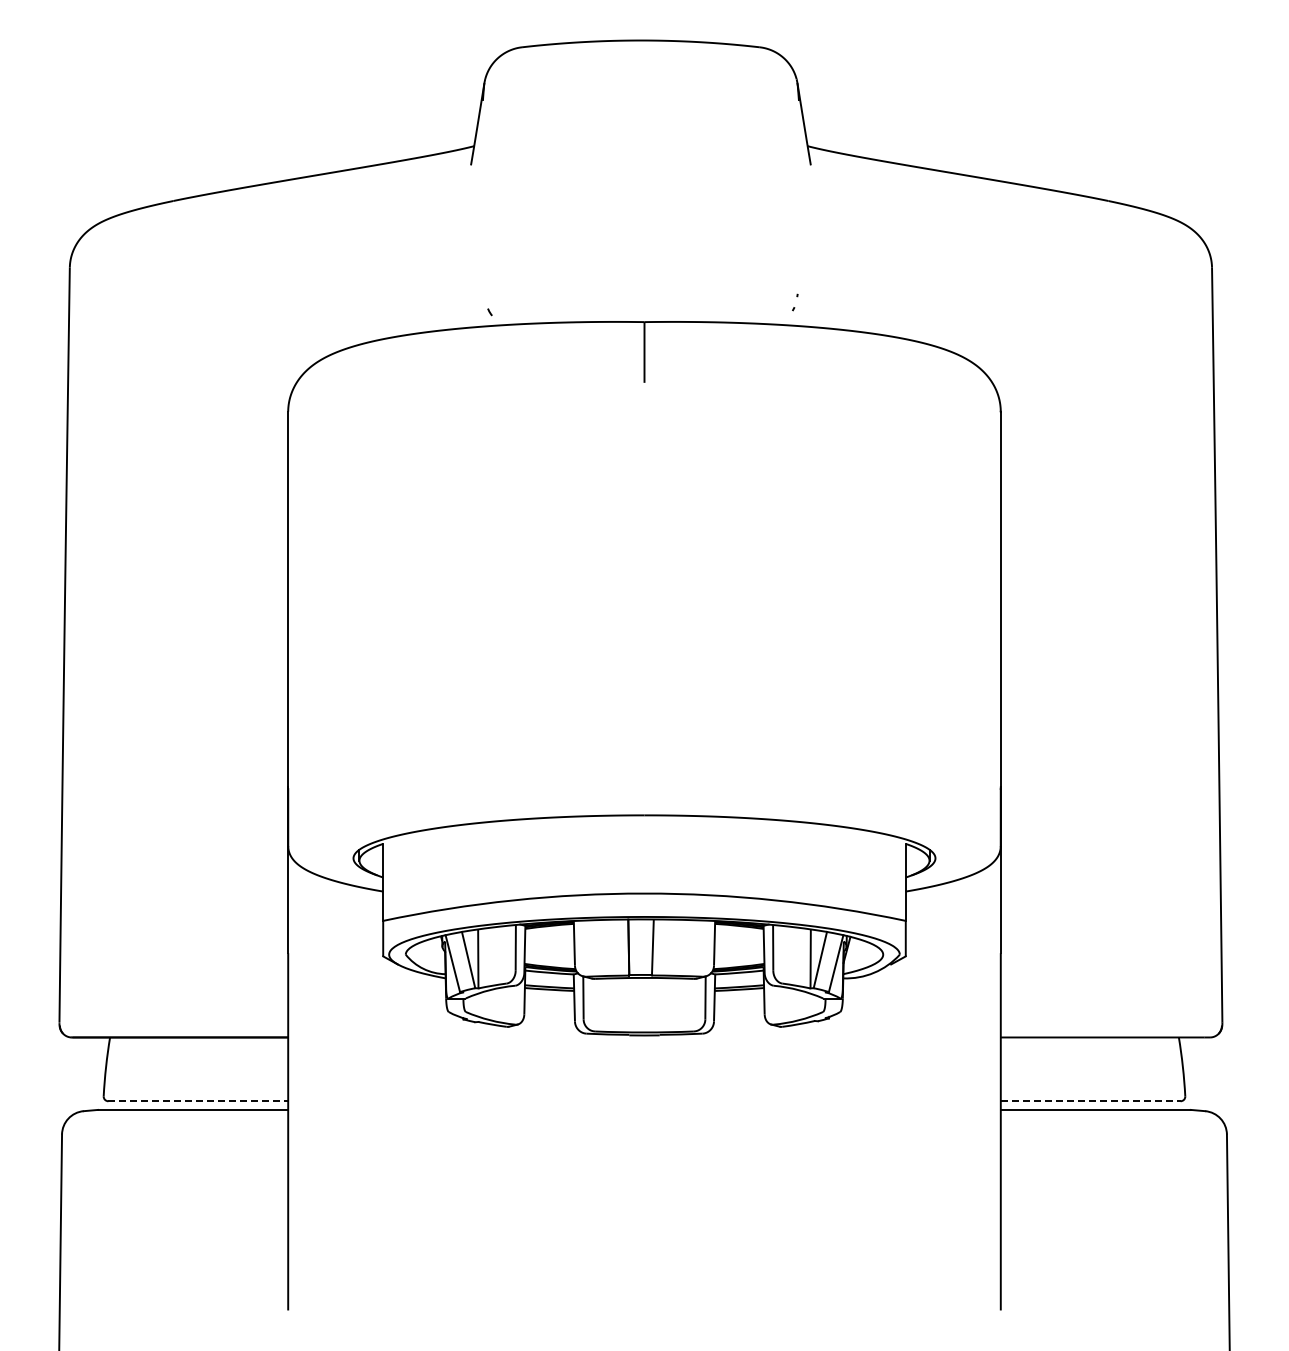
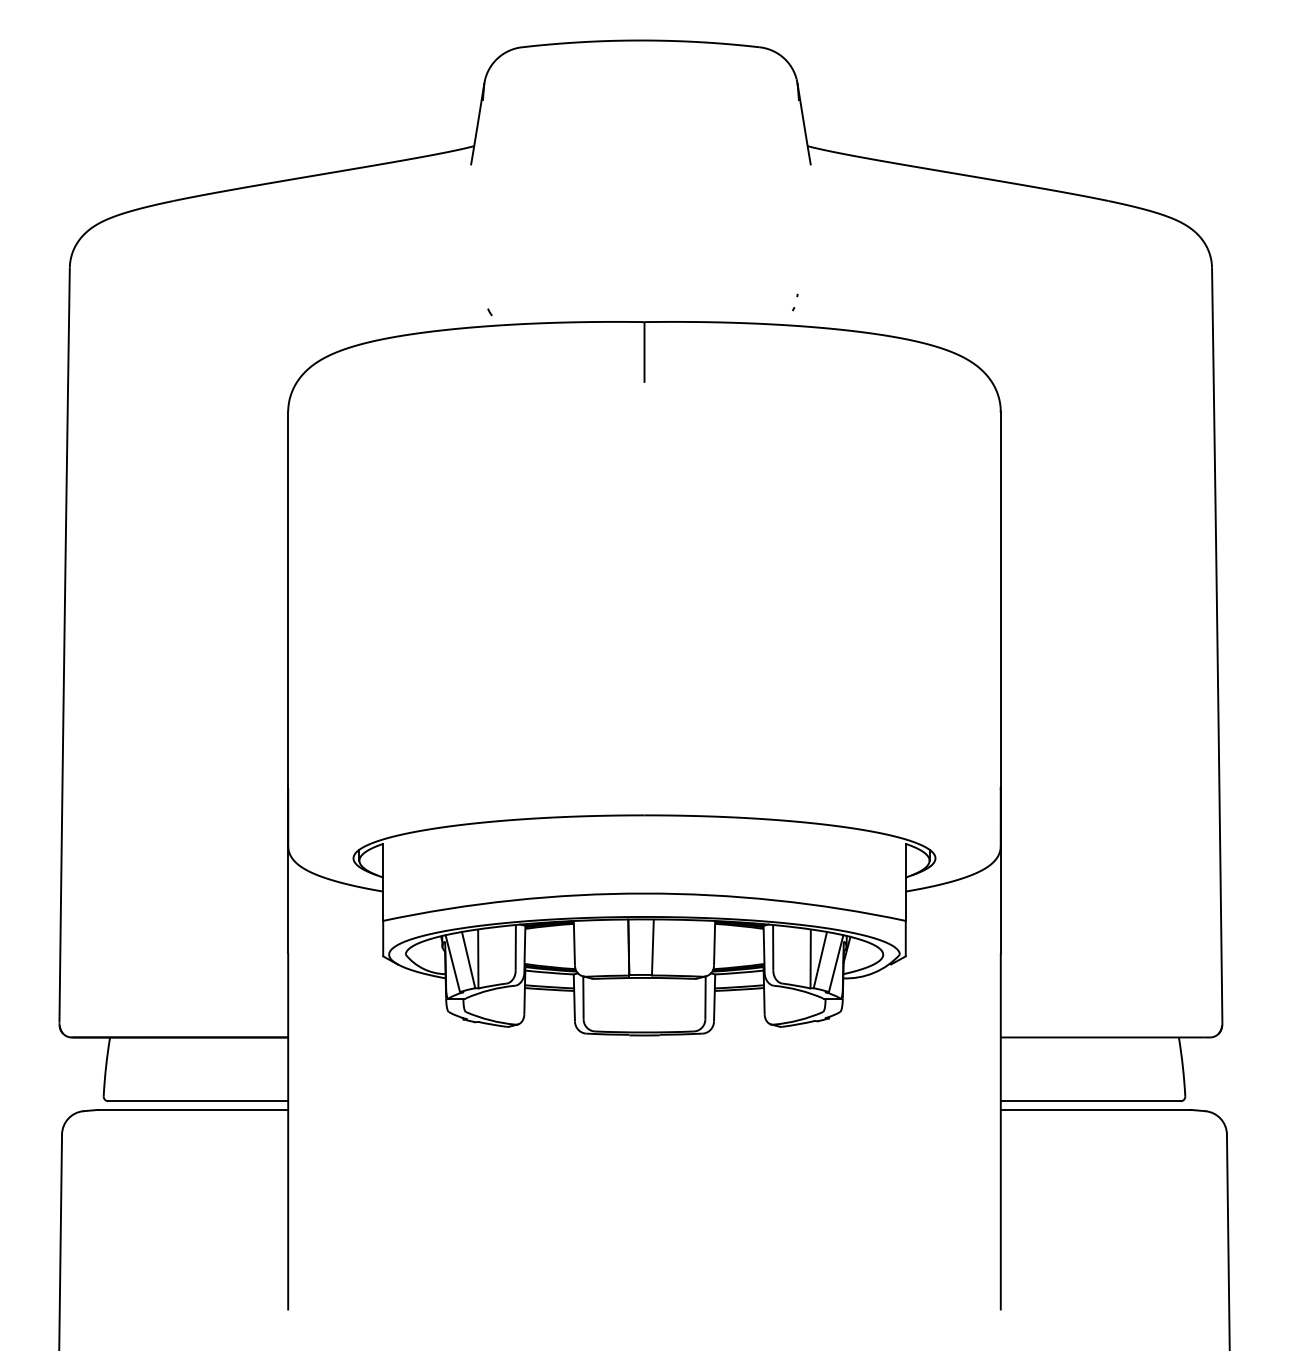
line: dashed -> solid (198, 1101)
line: dashed -> solid (1090, 1101)
